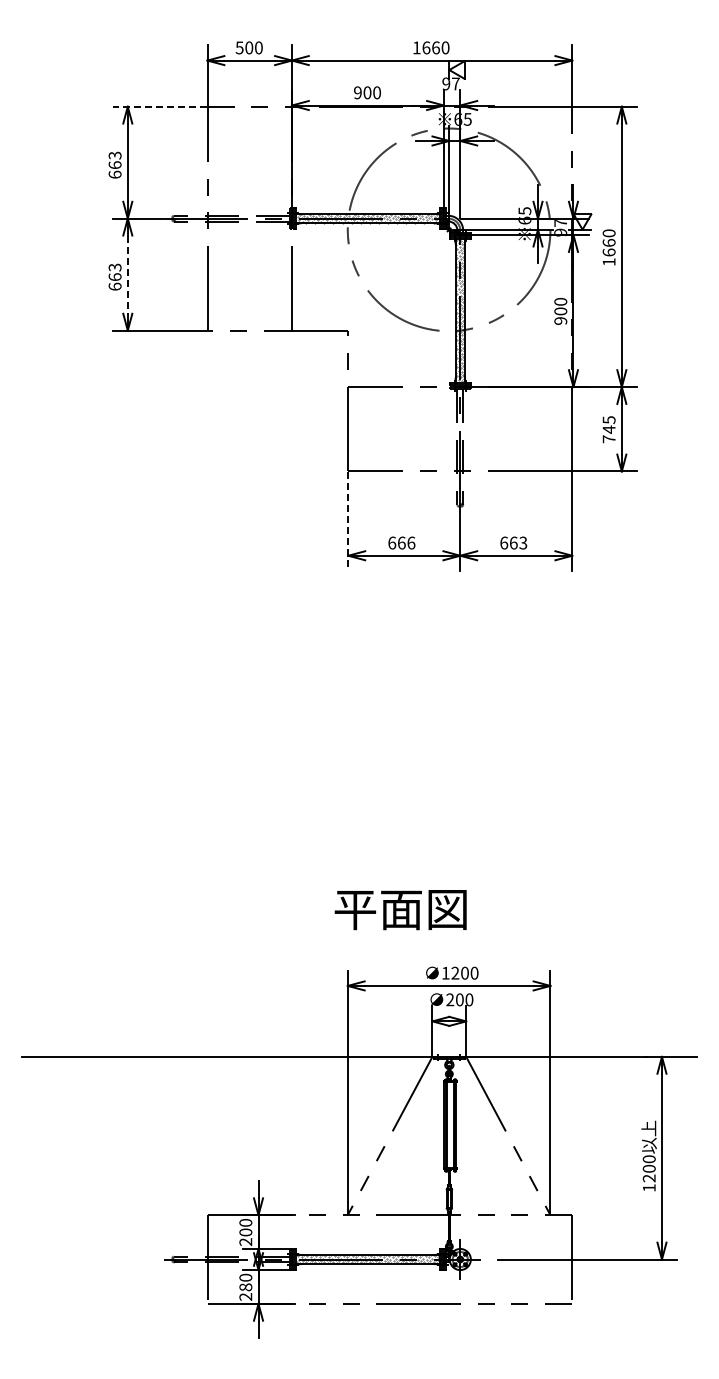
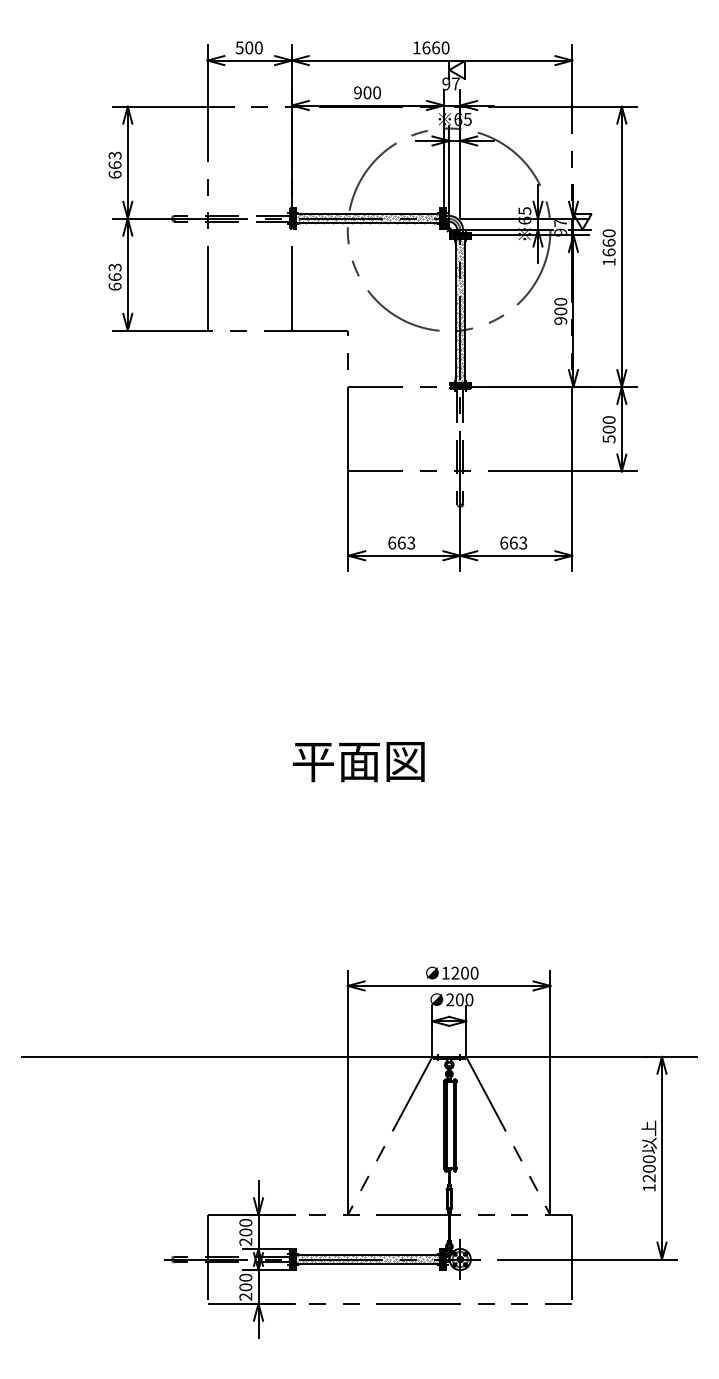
line: dashed -> solid (159, 106)
line: dashed -> solid (127, 275)
text: 745 -> 500 (608, 429)
line: dashed -> solid (348, 522)
text: 666 -> 663 (411, 542)
text position: (400, 910) -> (358, 762) (358, 762)
text: 280 -> 200 (245, 1287)
